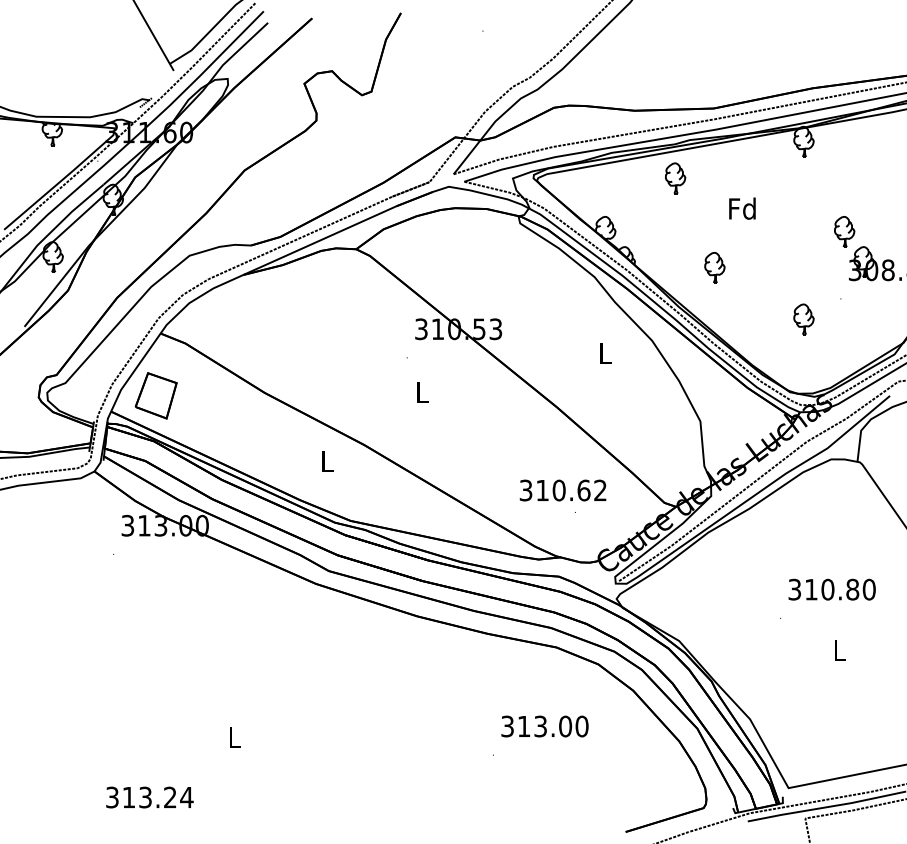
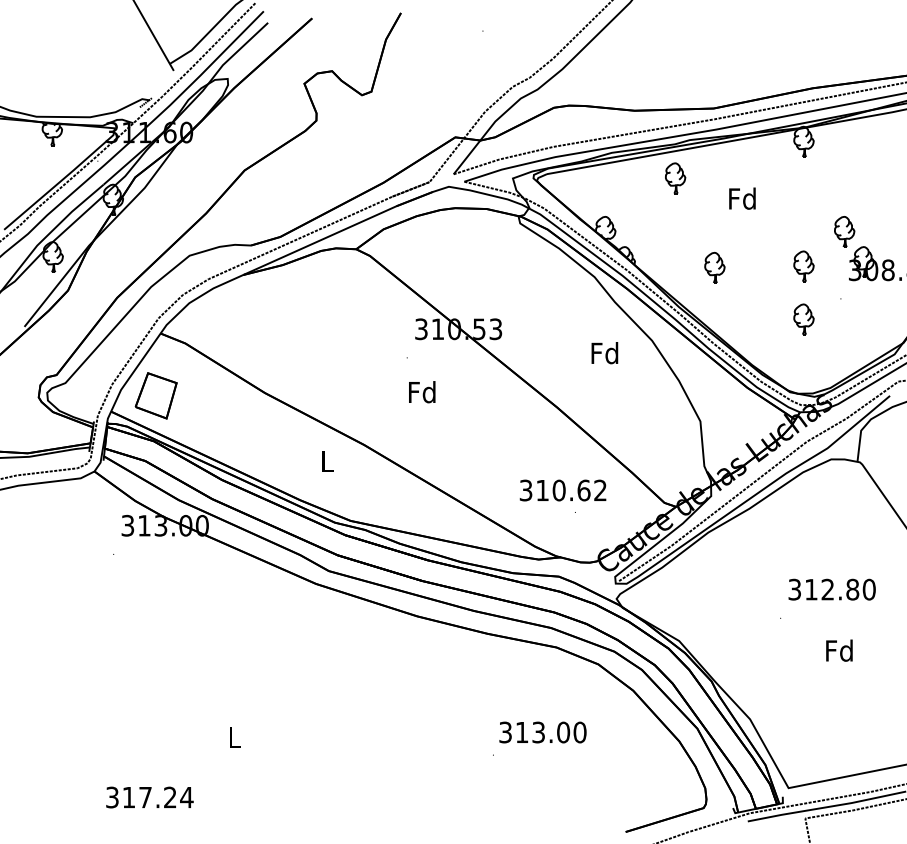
text position: (742, 208) -> (742, 198) (742, 198)
part: none -> present (803, 266)
text: L -> Fd (604, 353)
text: L -> Fd (422, 392)
text: 310.80 -> 312.80 (827, 589)
text: L -> Fd (839, 650)
text position: (544, 726) -> (542, 732) (542, 732)
text: 313.24 -> 317.24 (145, 797)
